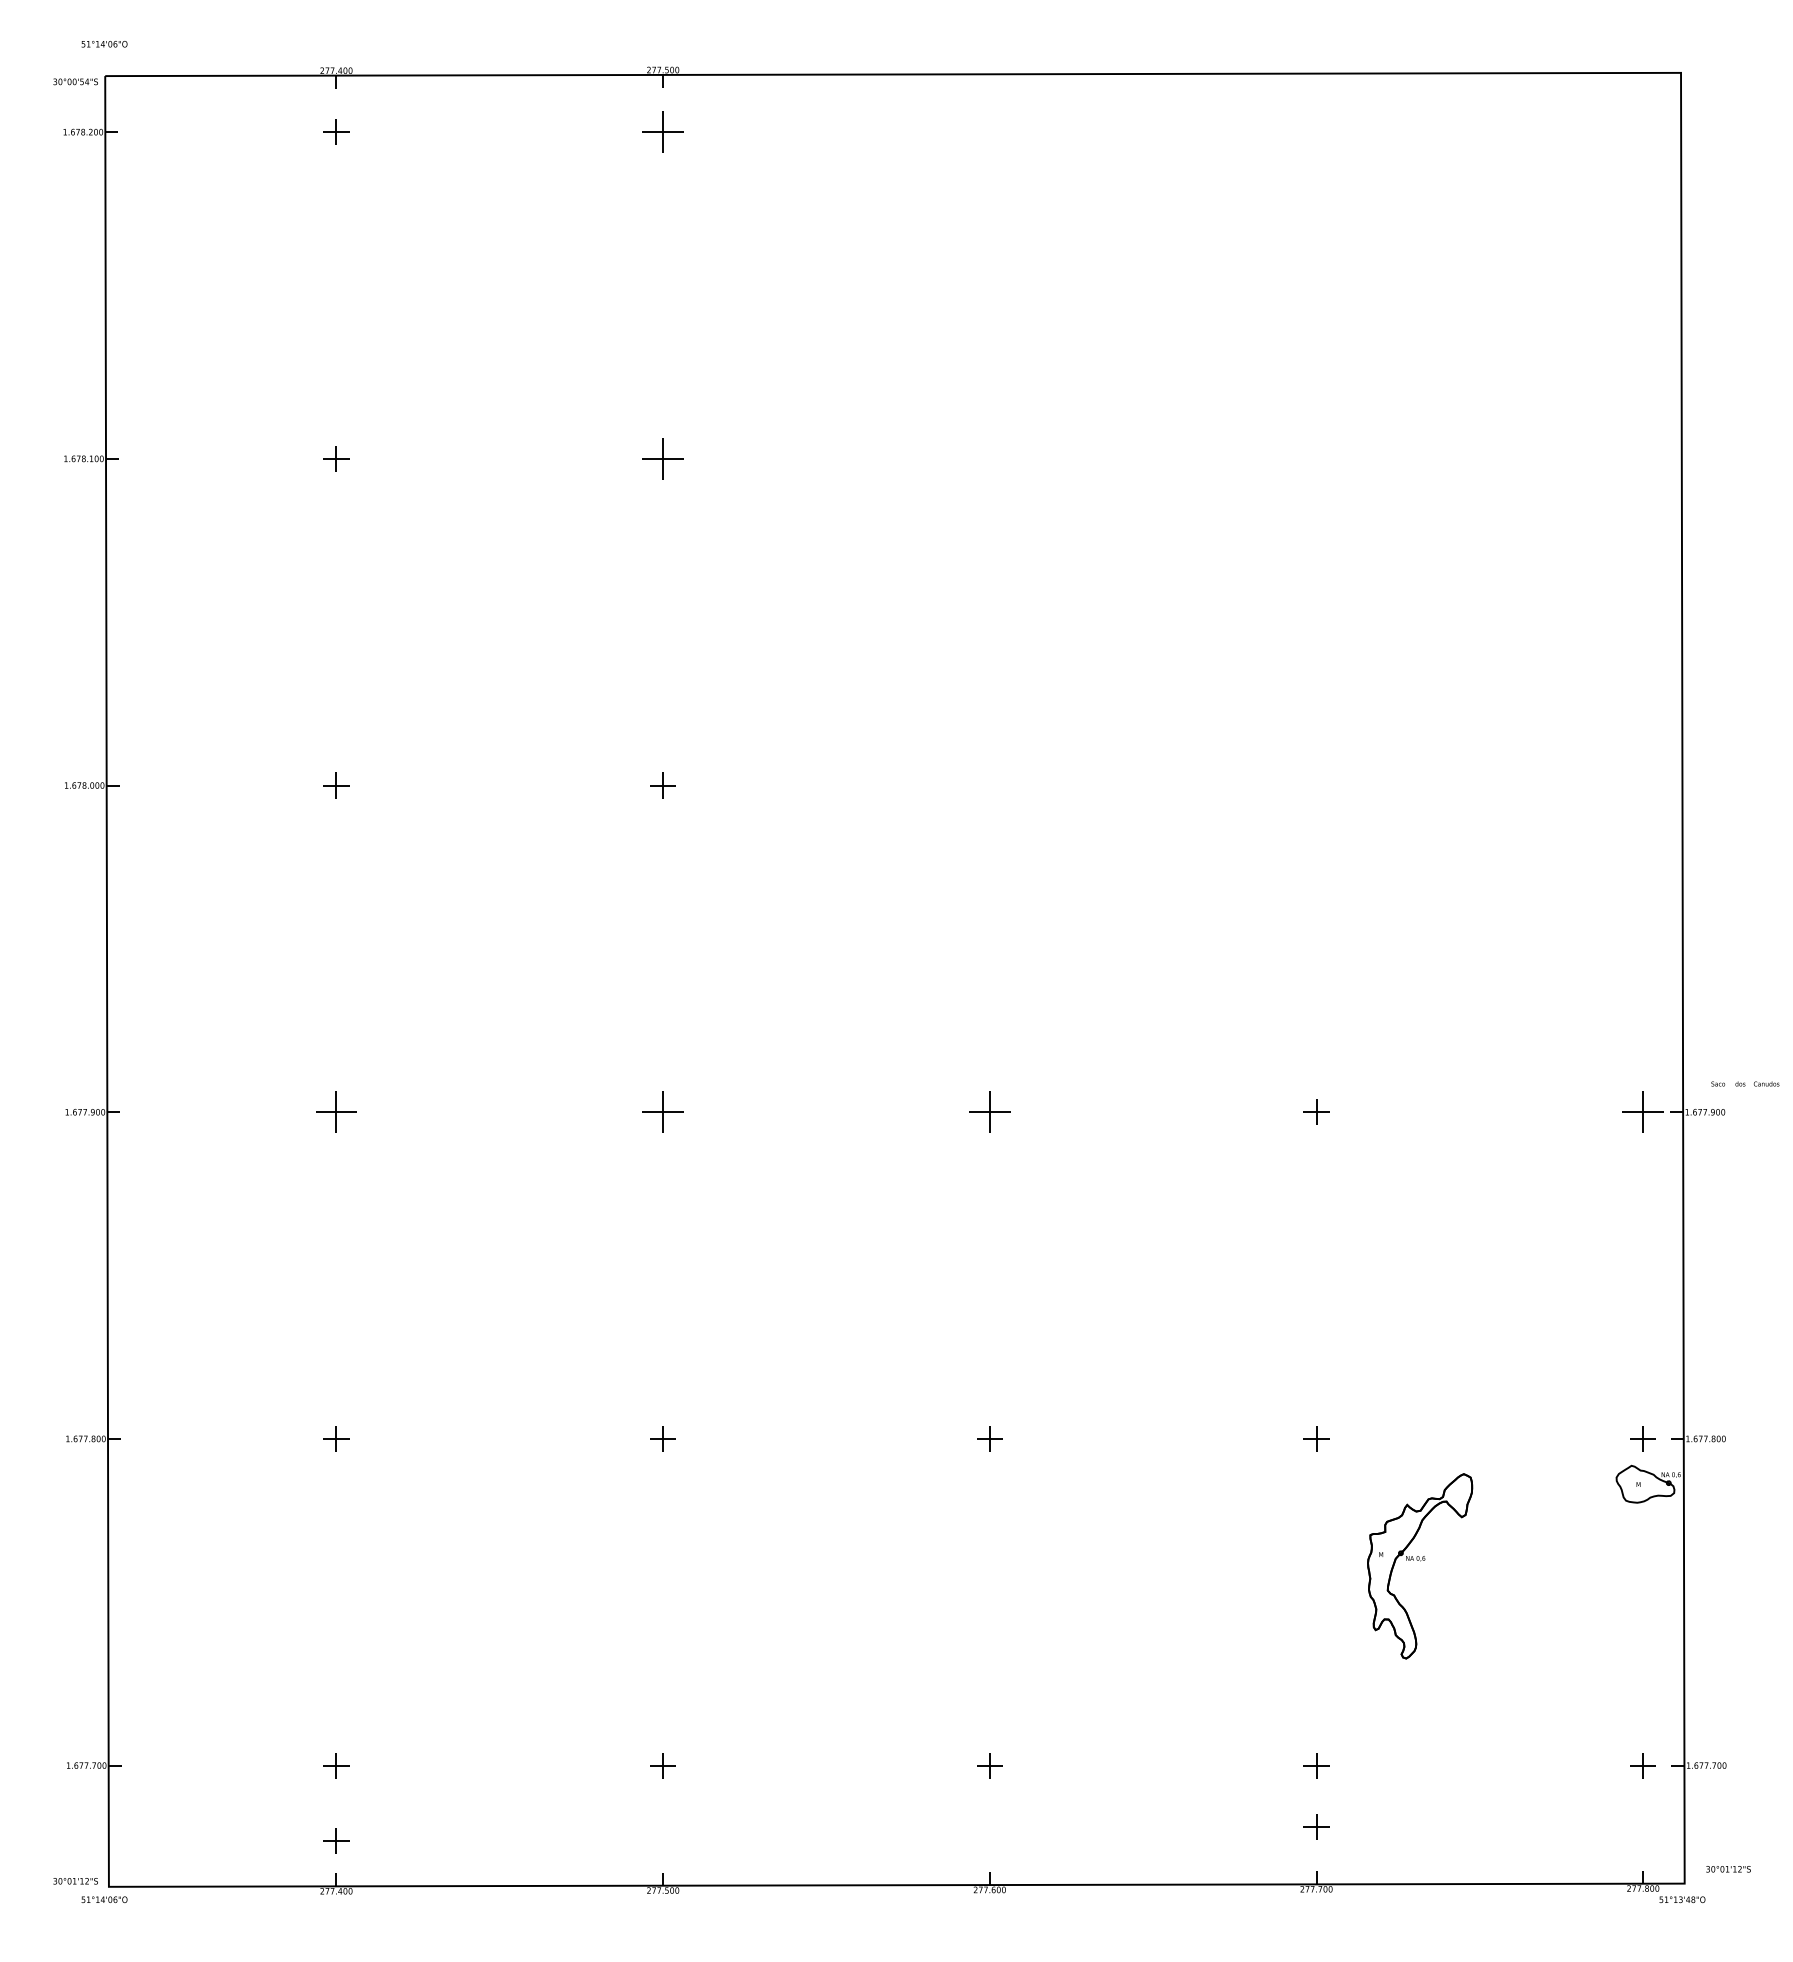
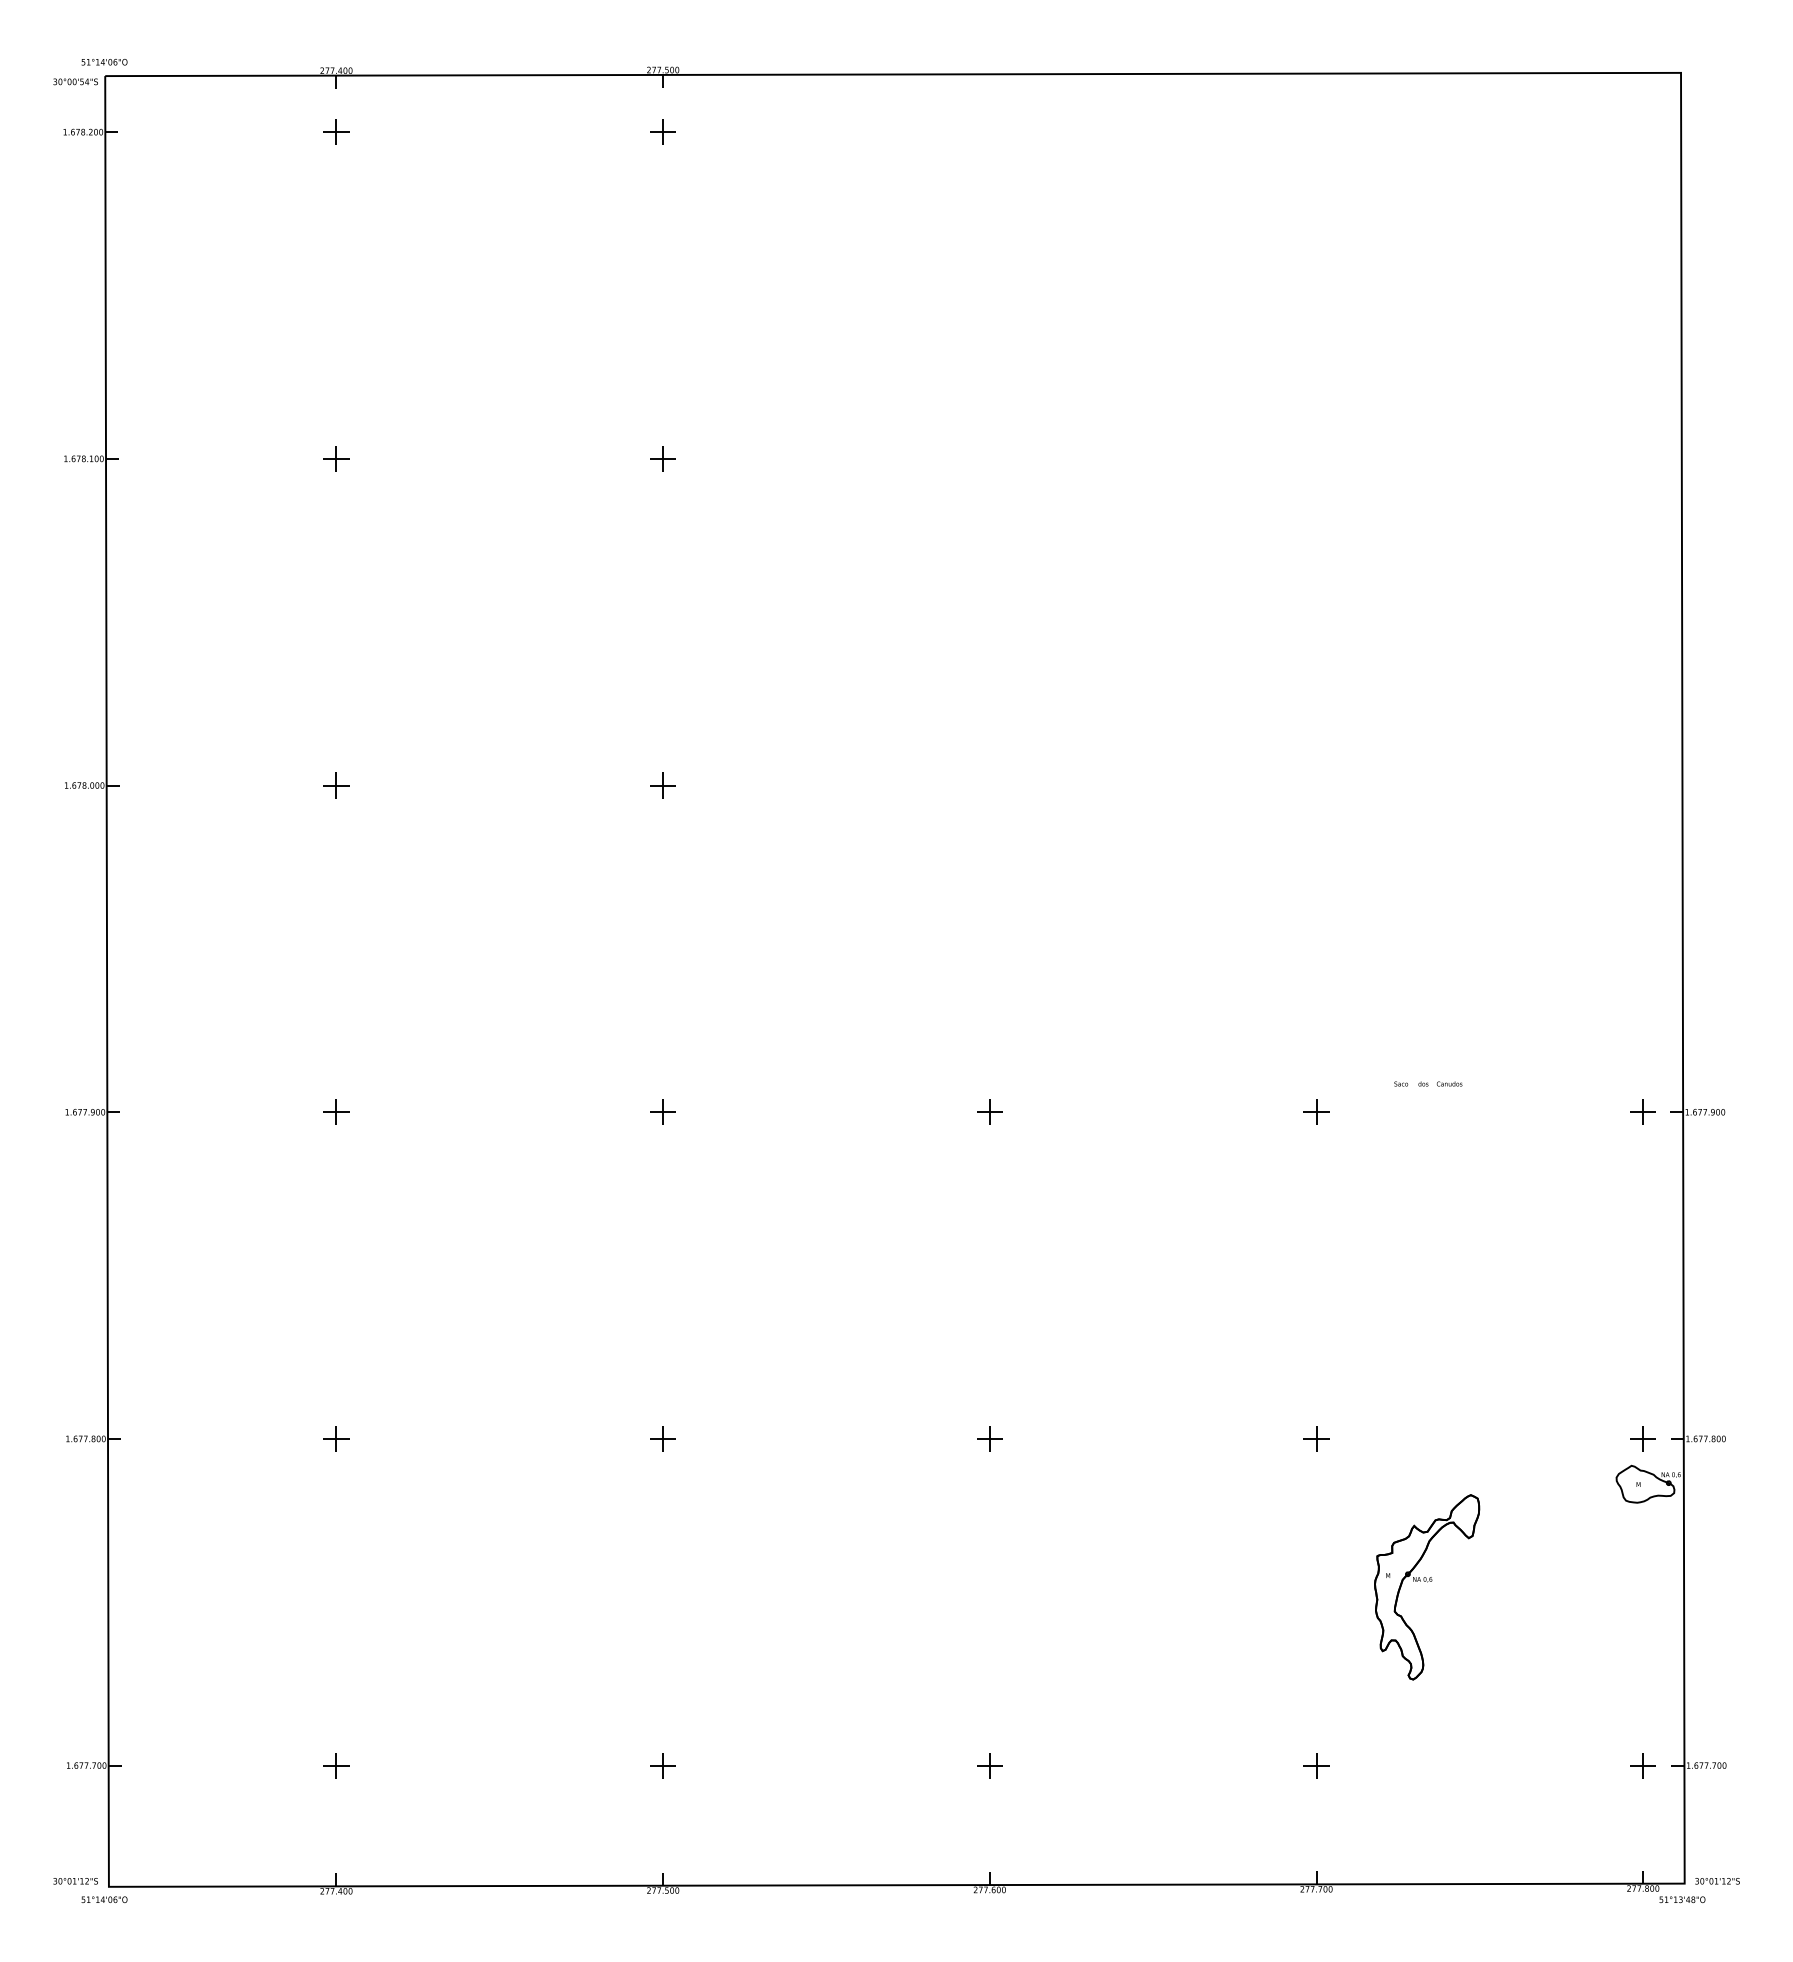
text position: (104, 44) -> (104, 62) (104, 62)
part size: 42x42 px -> 26x26 px (662, 131)
part size: 42x42 px -> 26x26 px (662, 458)
text position: (1745, 1083) -> (1428, 1083) (1428, 1083)
part size: 41x42 px -> 27x26 px (336, 1111)
part size: 42x42 px -> 26x26 px (662, 1111)
part size: 42x42 px -> 26x26 px (989, 1111)
part size: 42x42 px -> 26x26 px (1642, 1111)
part position: (1420, 1566) -> (1427, 1587) (1427, 1587)
part: present -> none (1316, 1826)
part: present -> none (336, 1840)
text position: (1728, 1869) -> (1717, 1881) (1717, 1881)
